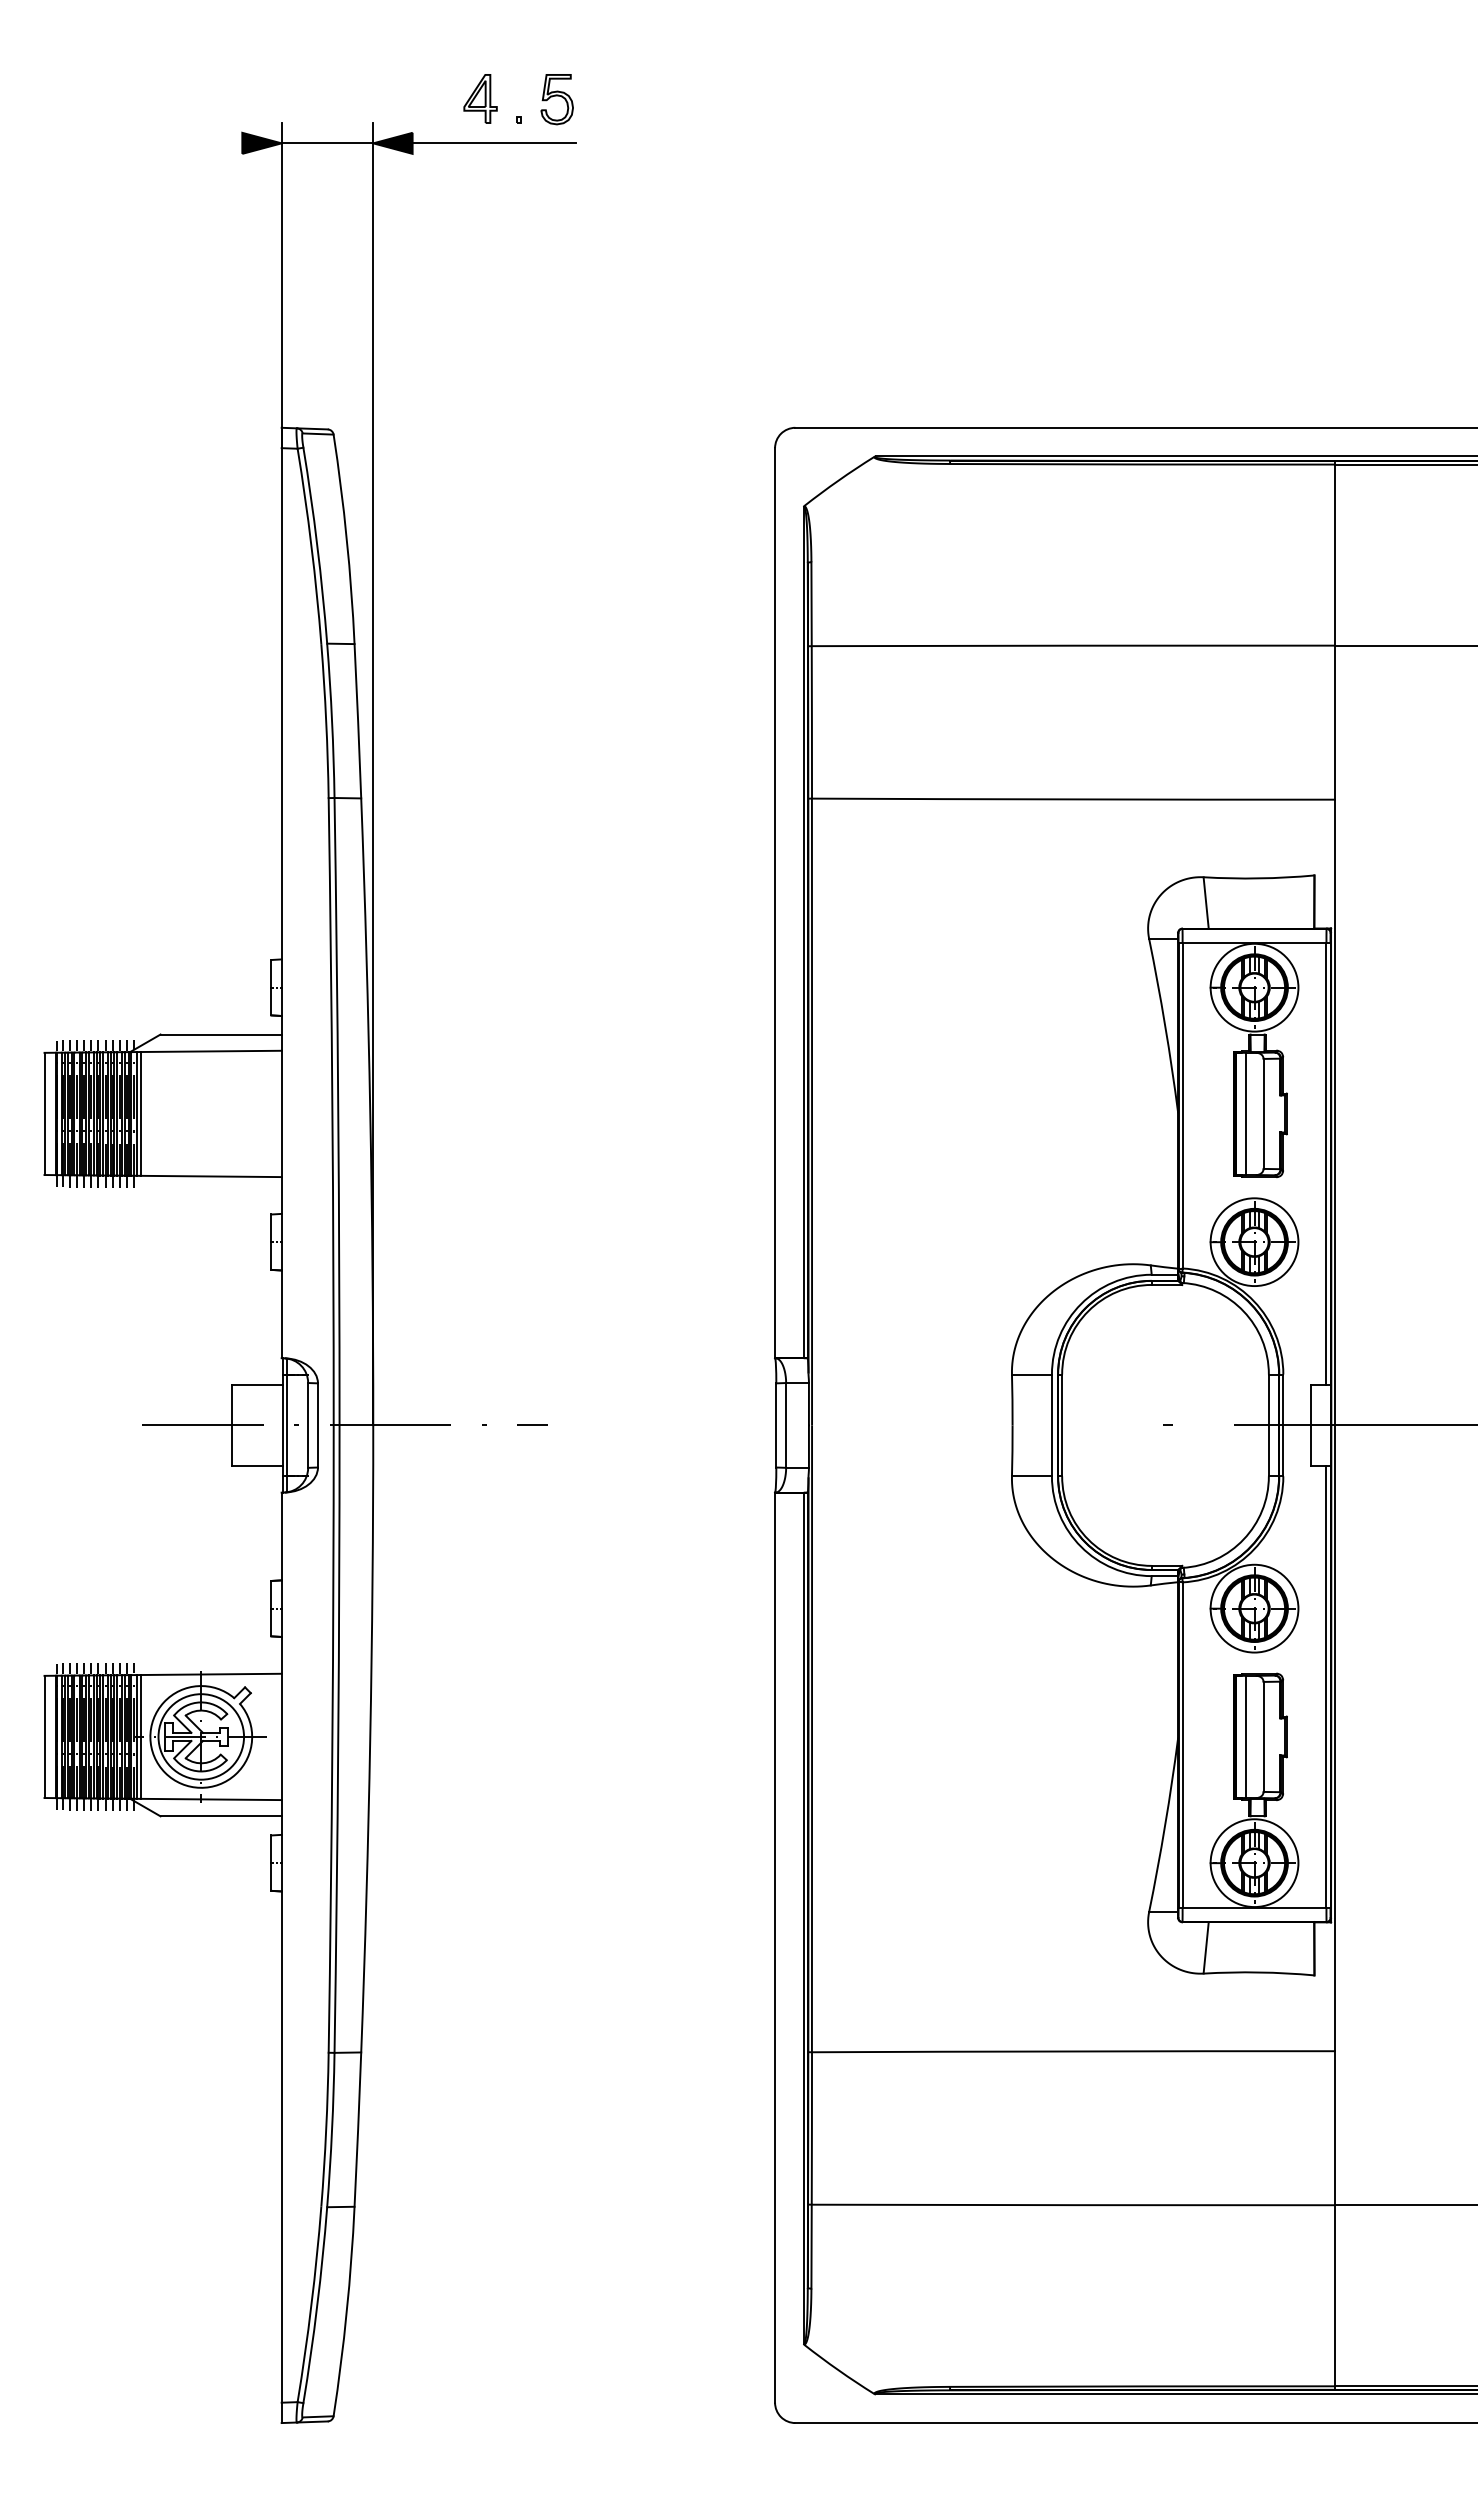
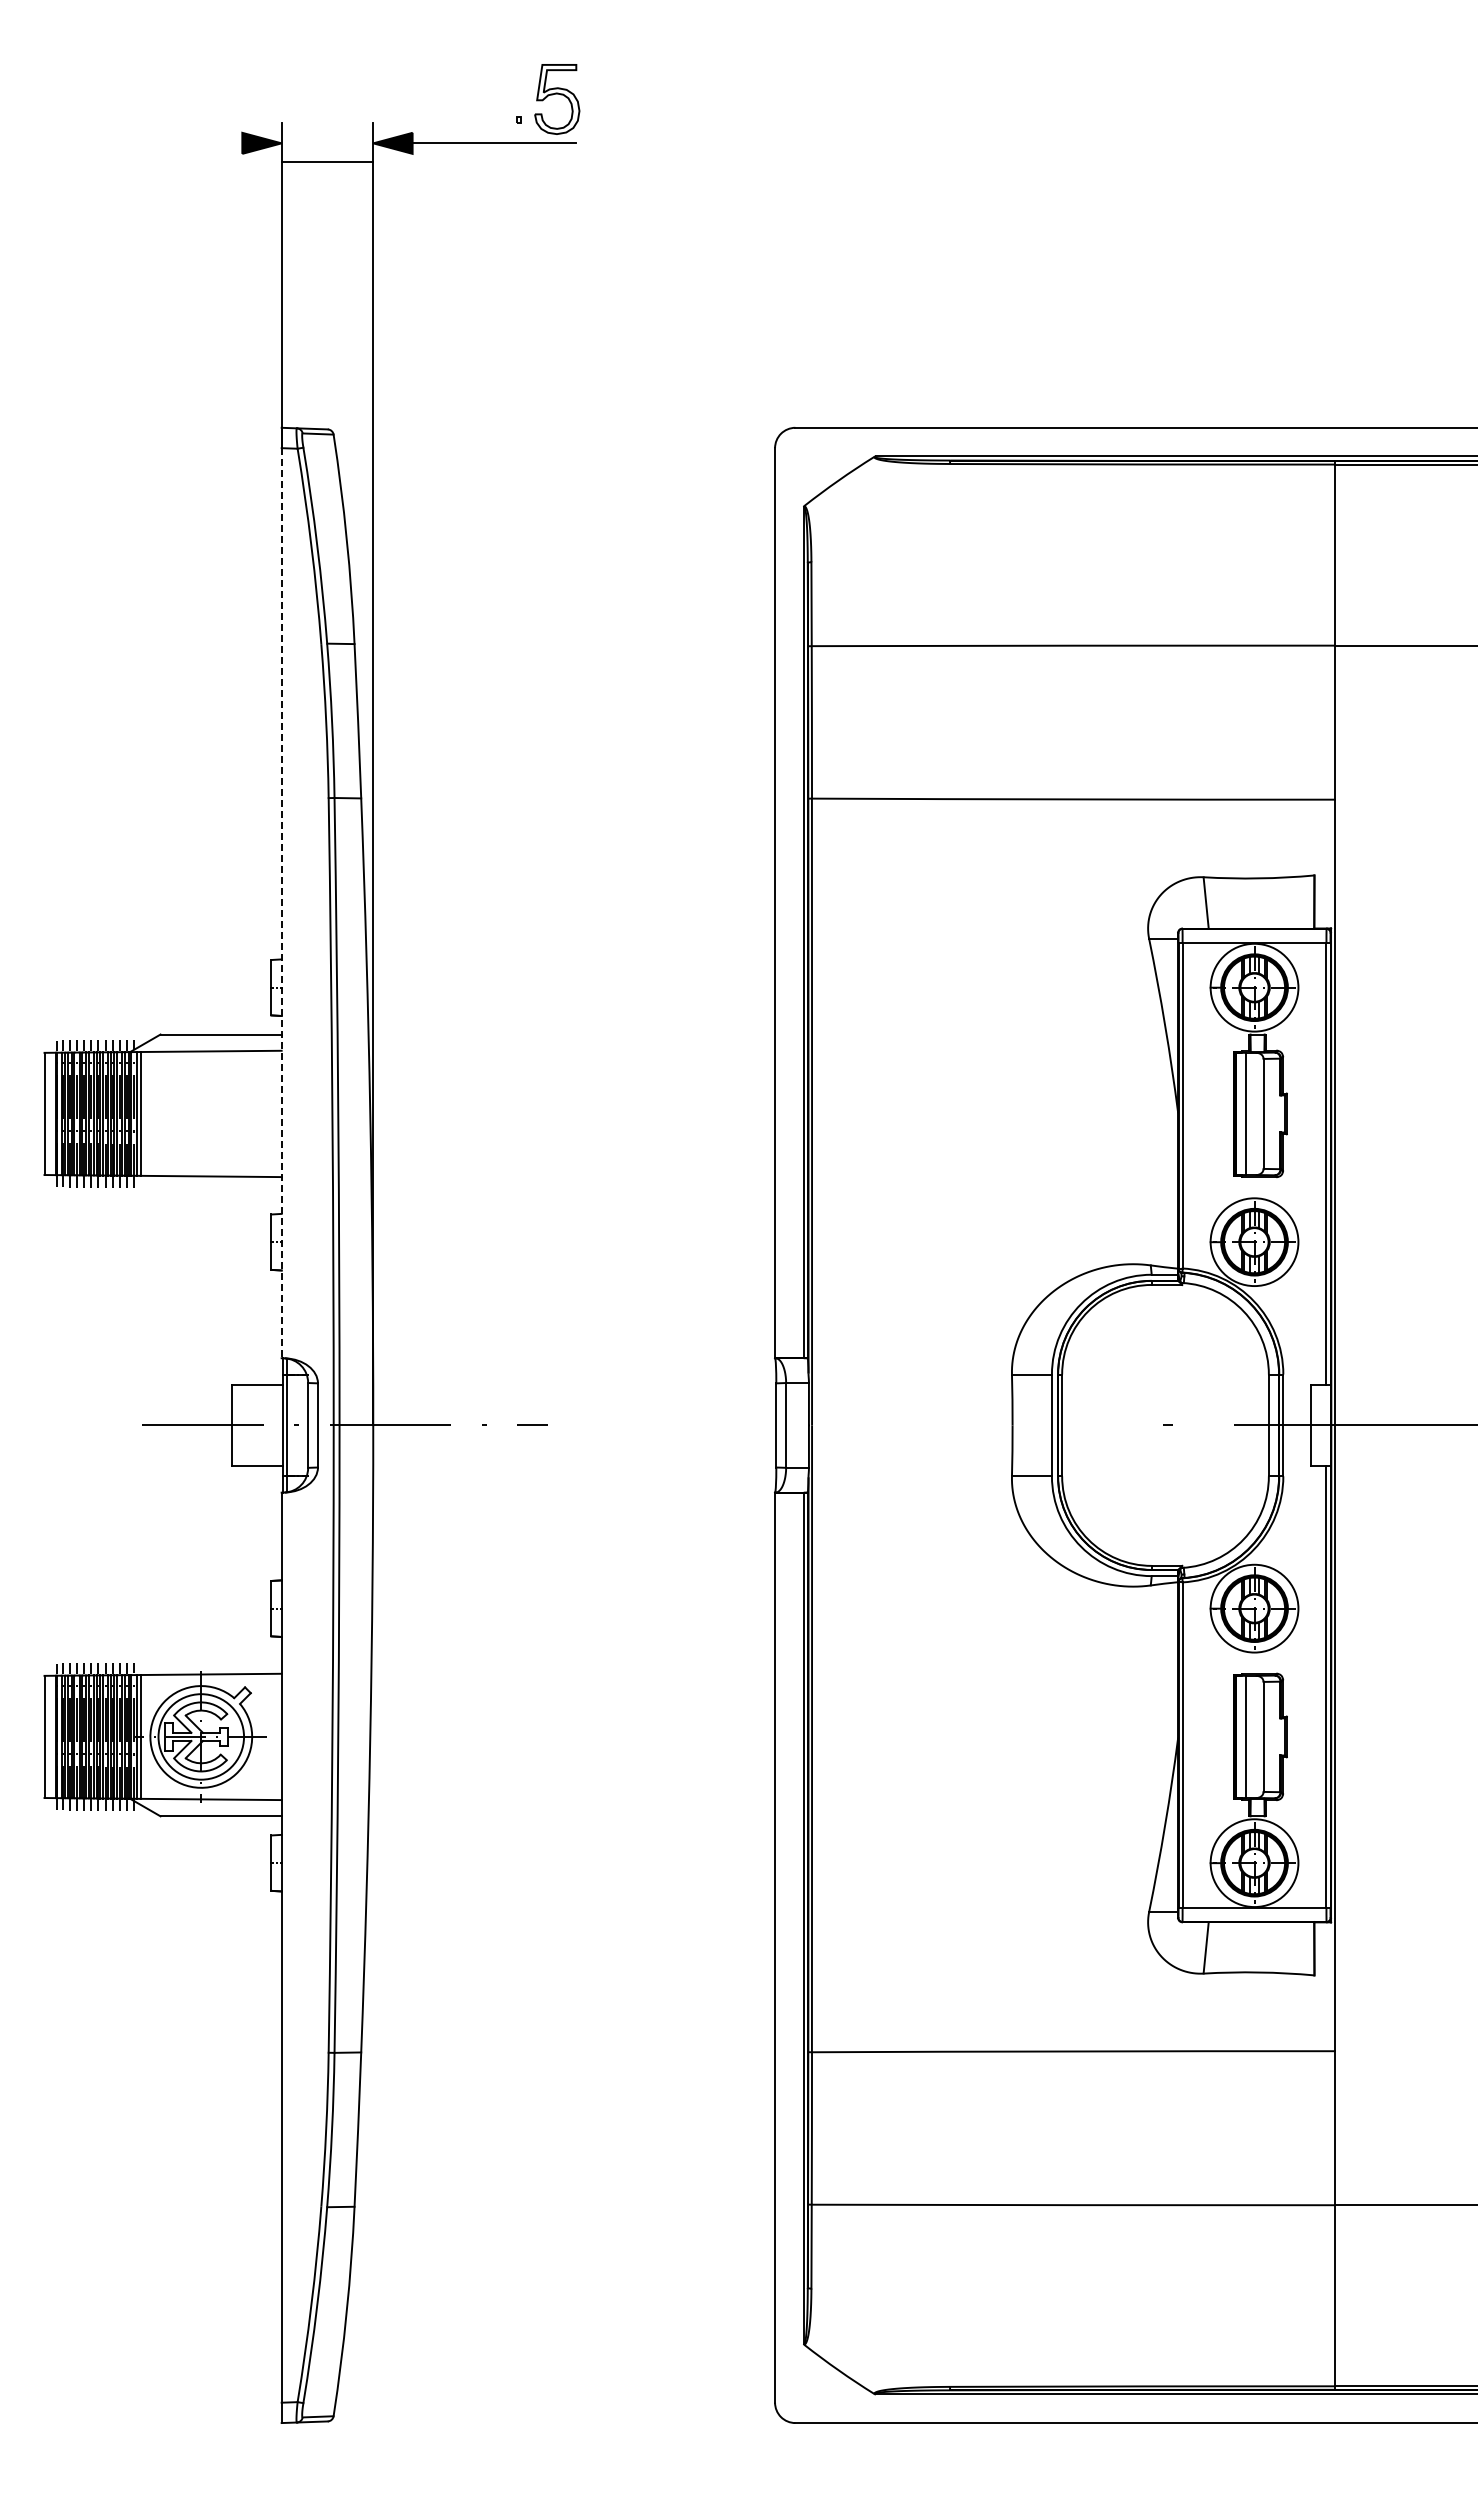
part: present -> none (480, 98)
part size: 34x52 px -> 47x71 px (557, 99)
line position: (327, 143) -> (327, 162) (327, 162)
line: solid -> dashed (281, 903)
